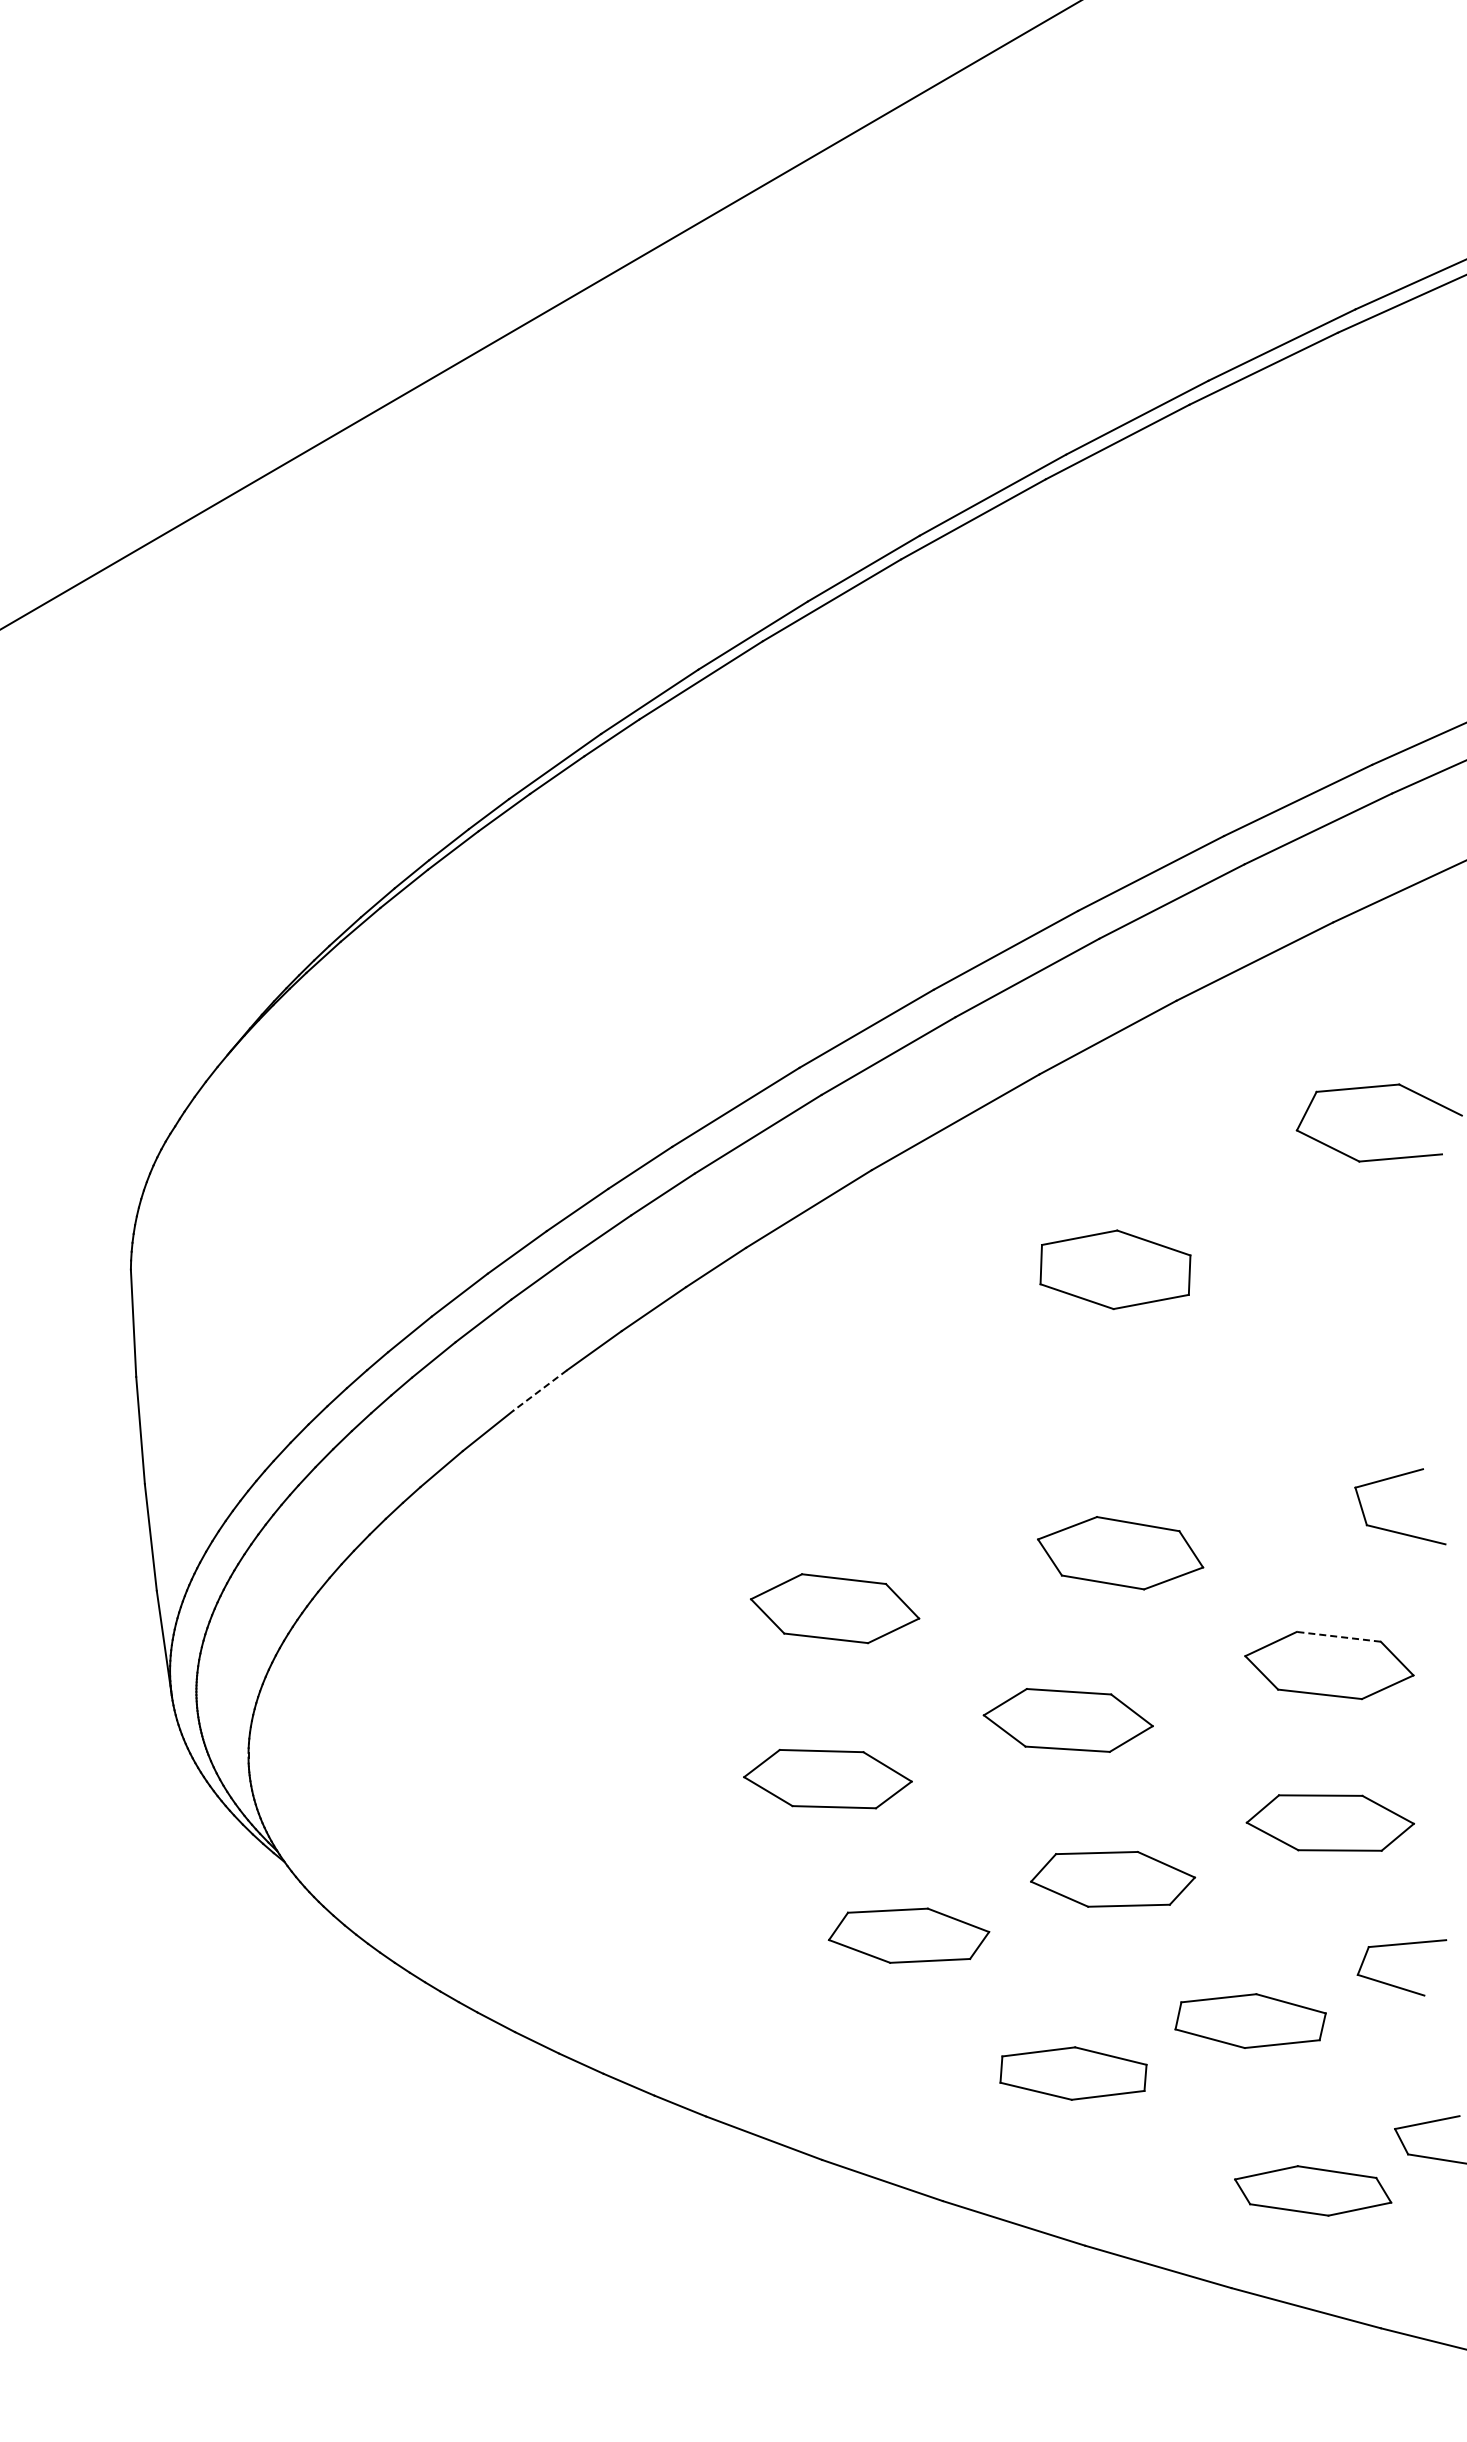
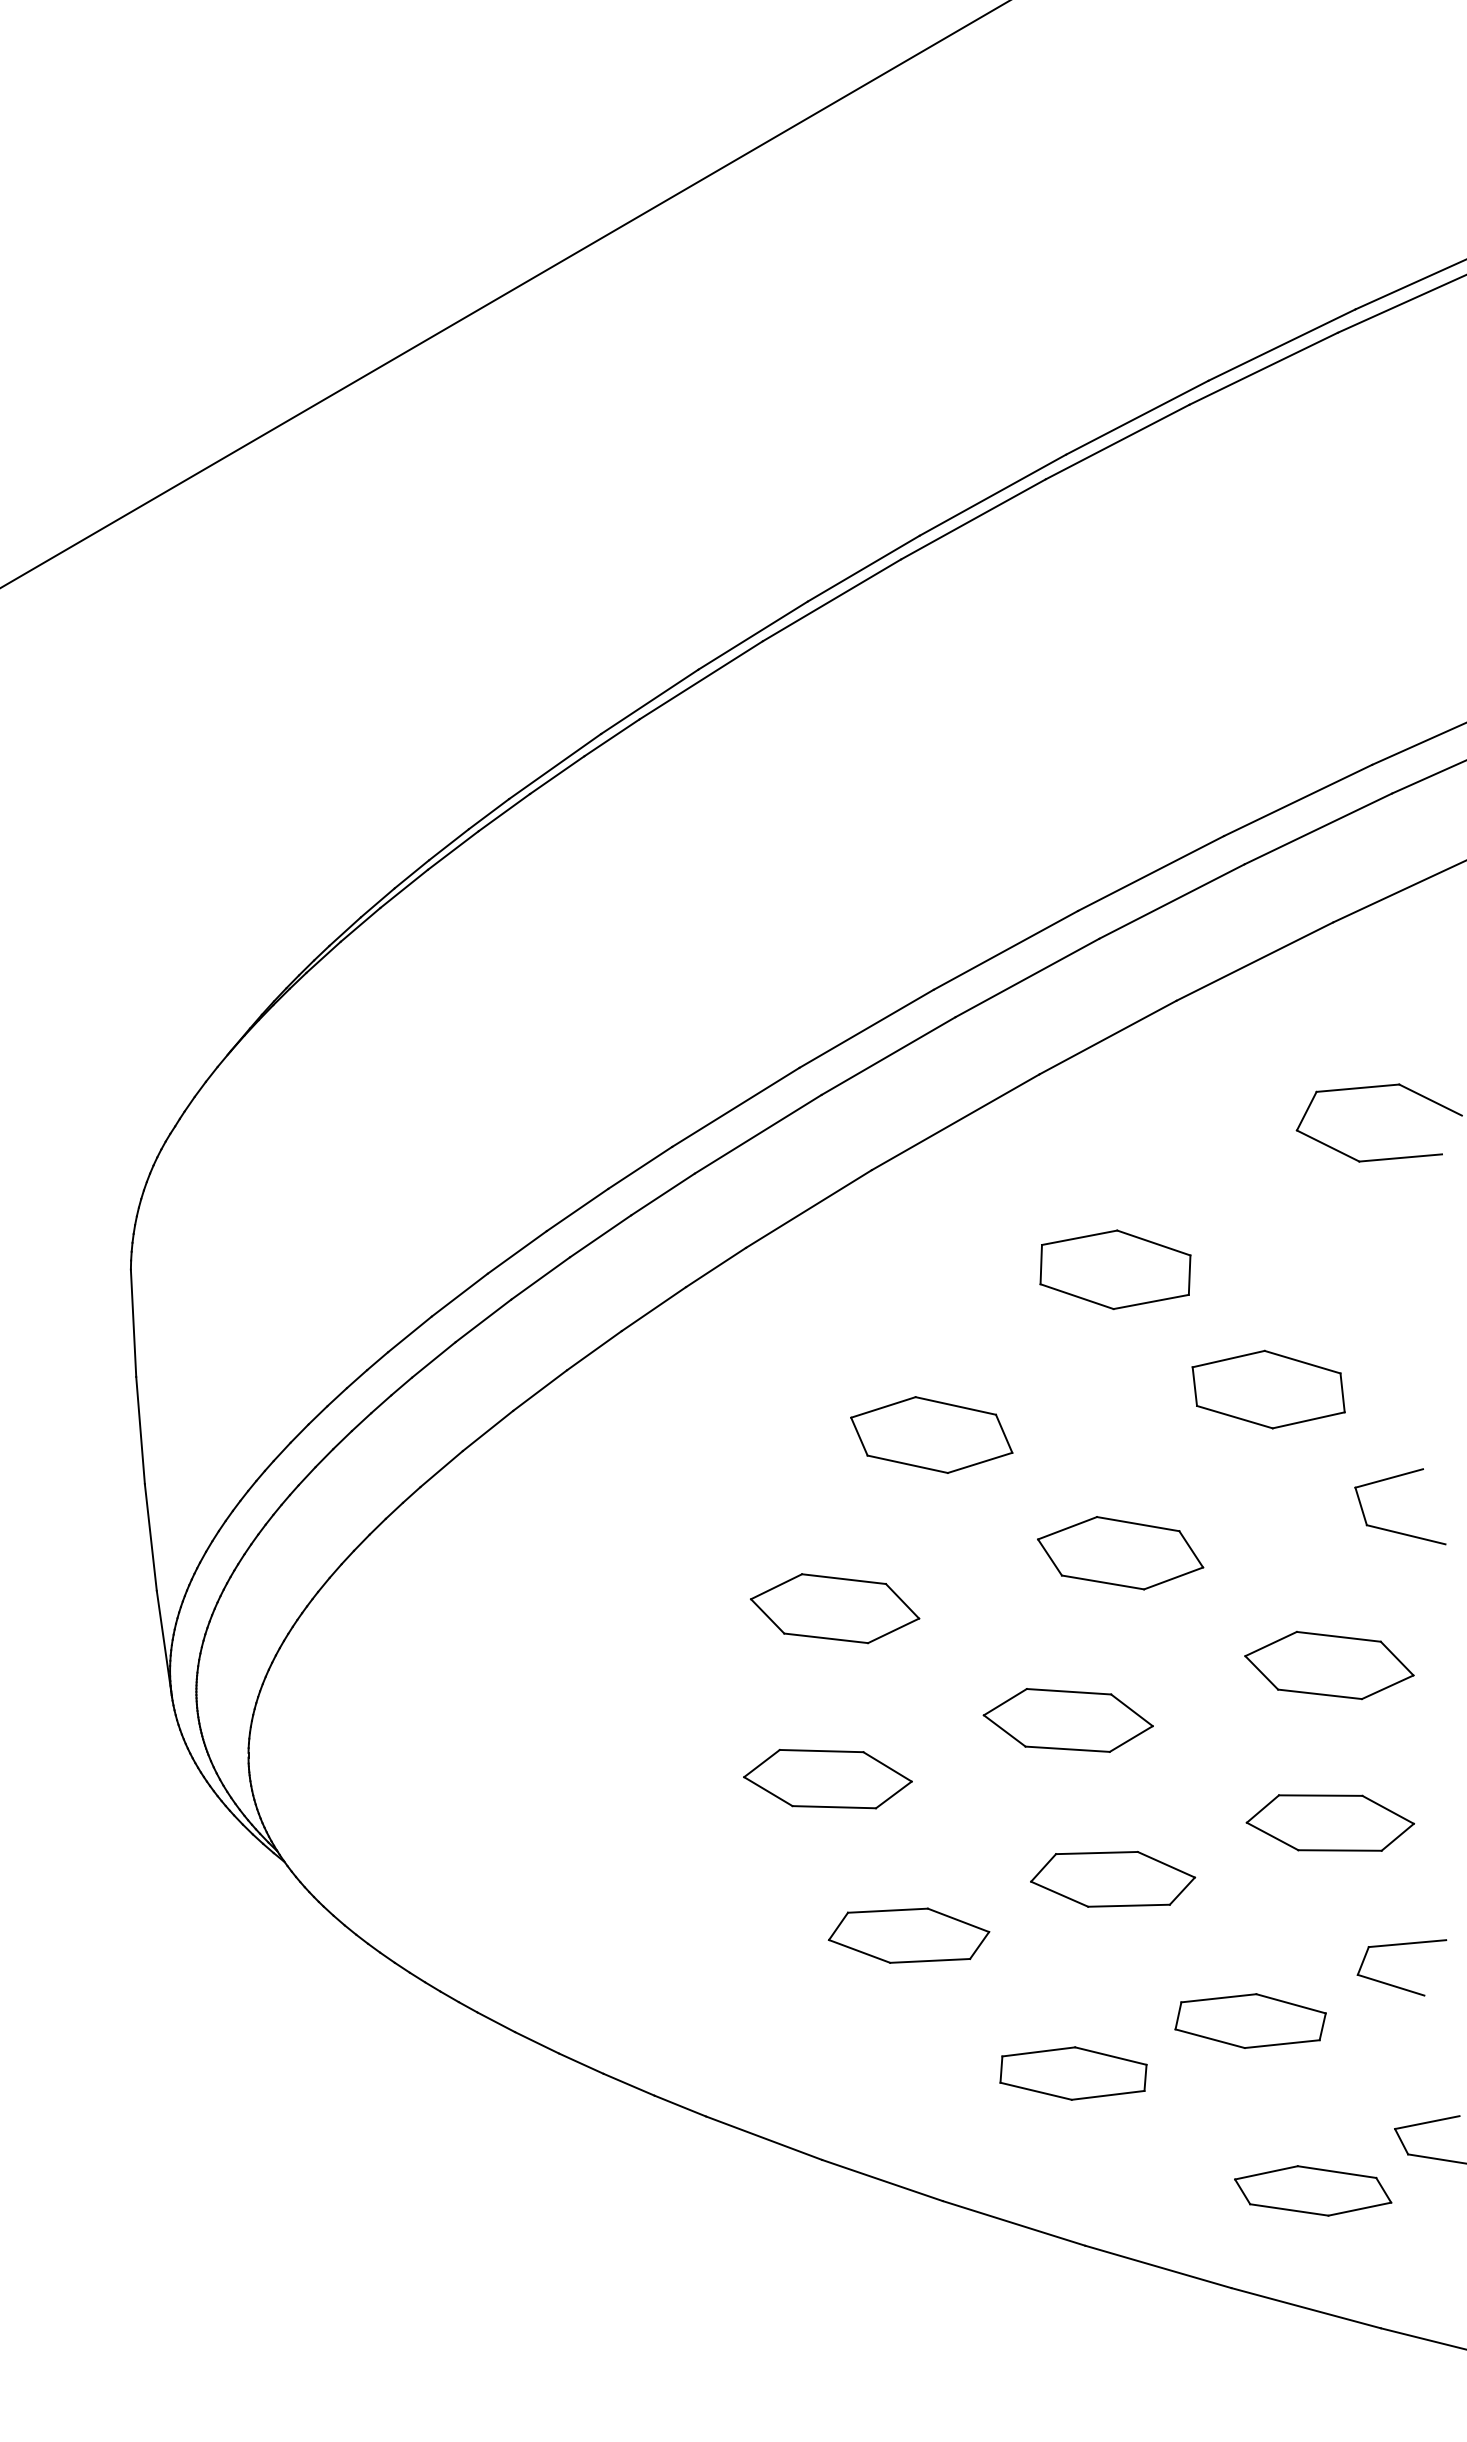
line position: (540, 315) -> (504, 294) (504, 294)
part: none -> present (1268, 1389)
line: dashed -> solid (540, 1390)
part: none -> present (931, 1434)
line: dashed -> solid (1338, 1636)
